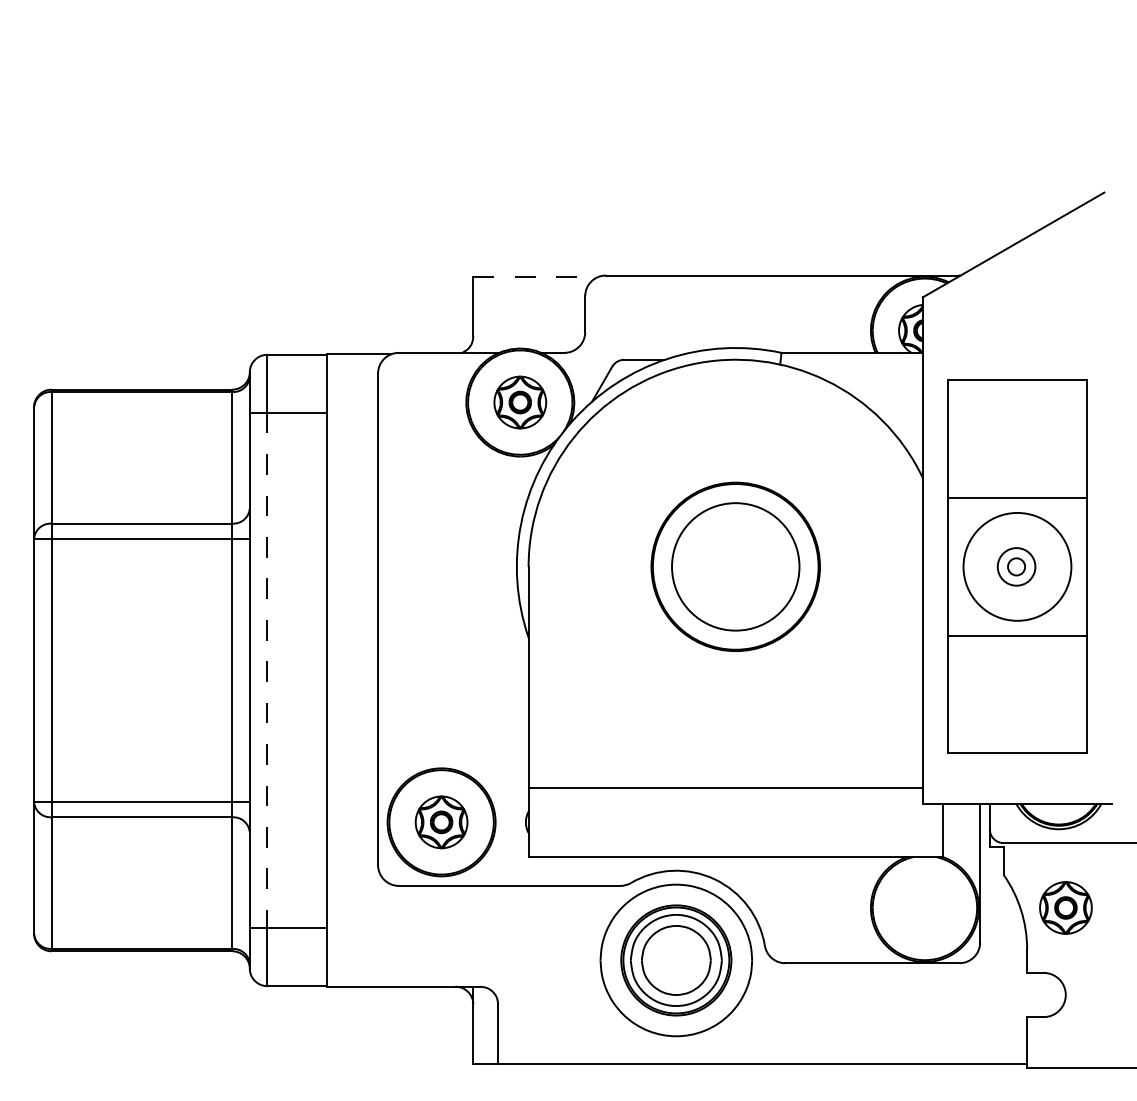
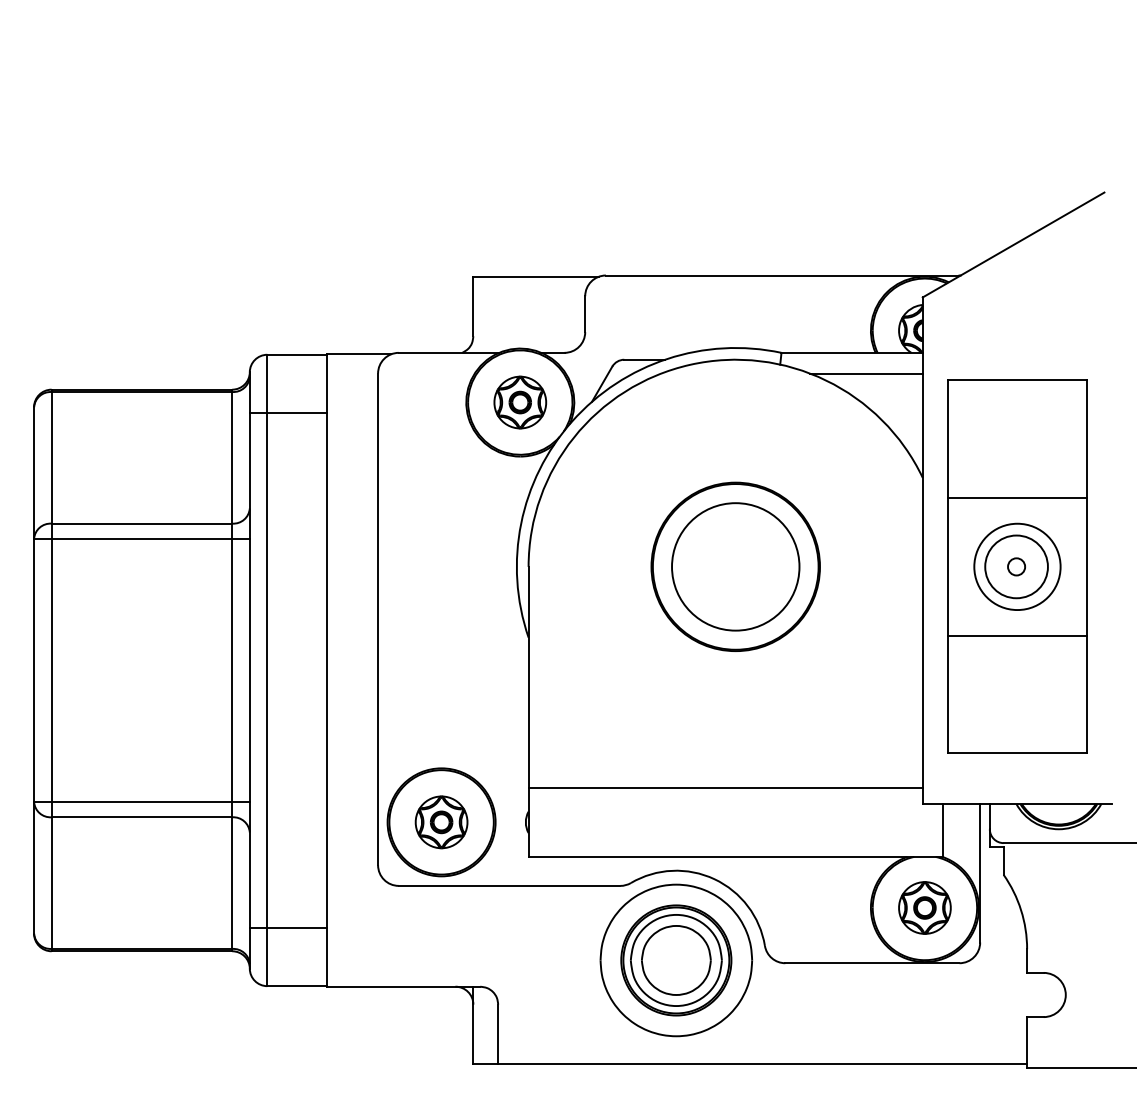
line: dashed -> solid (535, 276)
line: none -> present (866, 373)
circle diameter: 38 px -> 63 px (1016, 566)
circle diameter: 108 px -> 86 px (1017, 566)
line: dashed -> solid (267, 670)
part position: (1065, 907) -> (924, 907) (924, 907)
